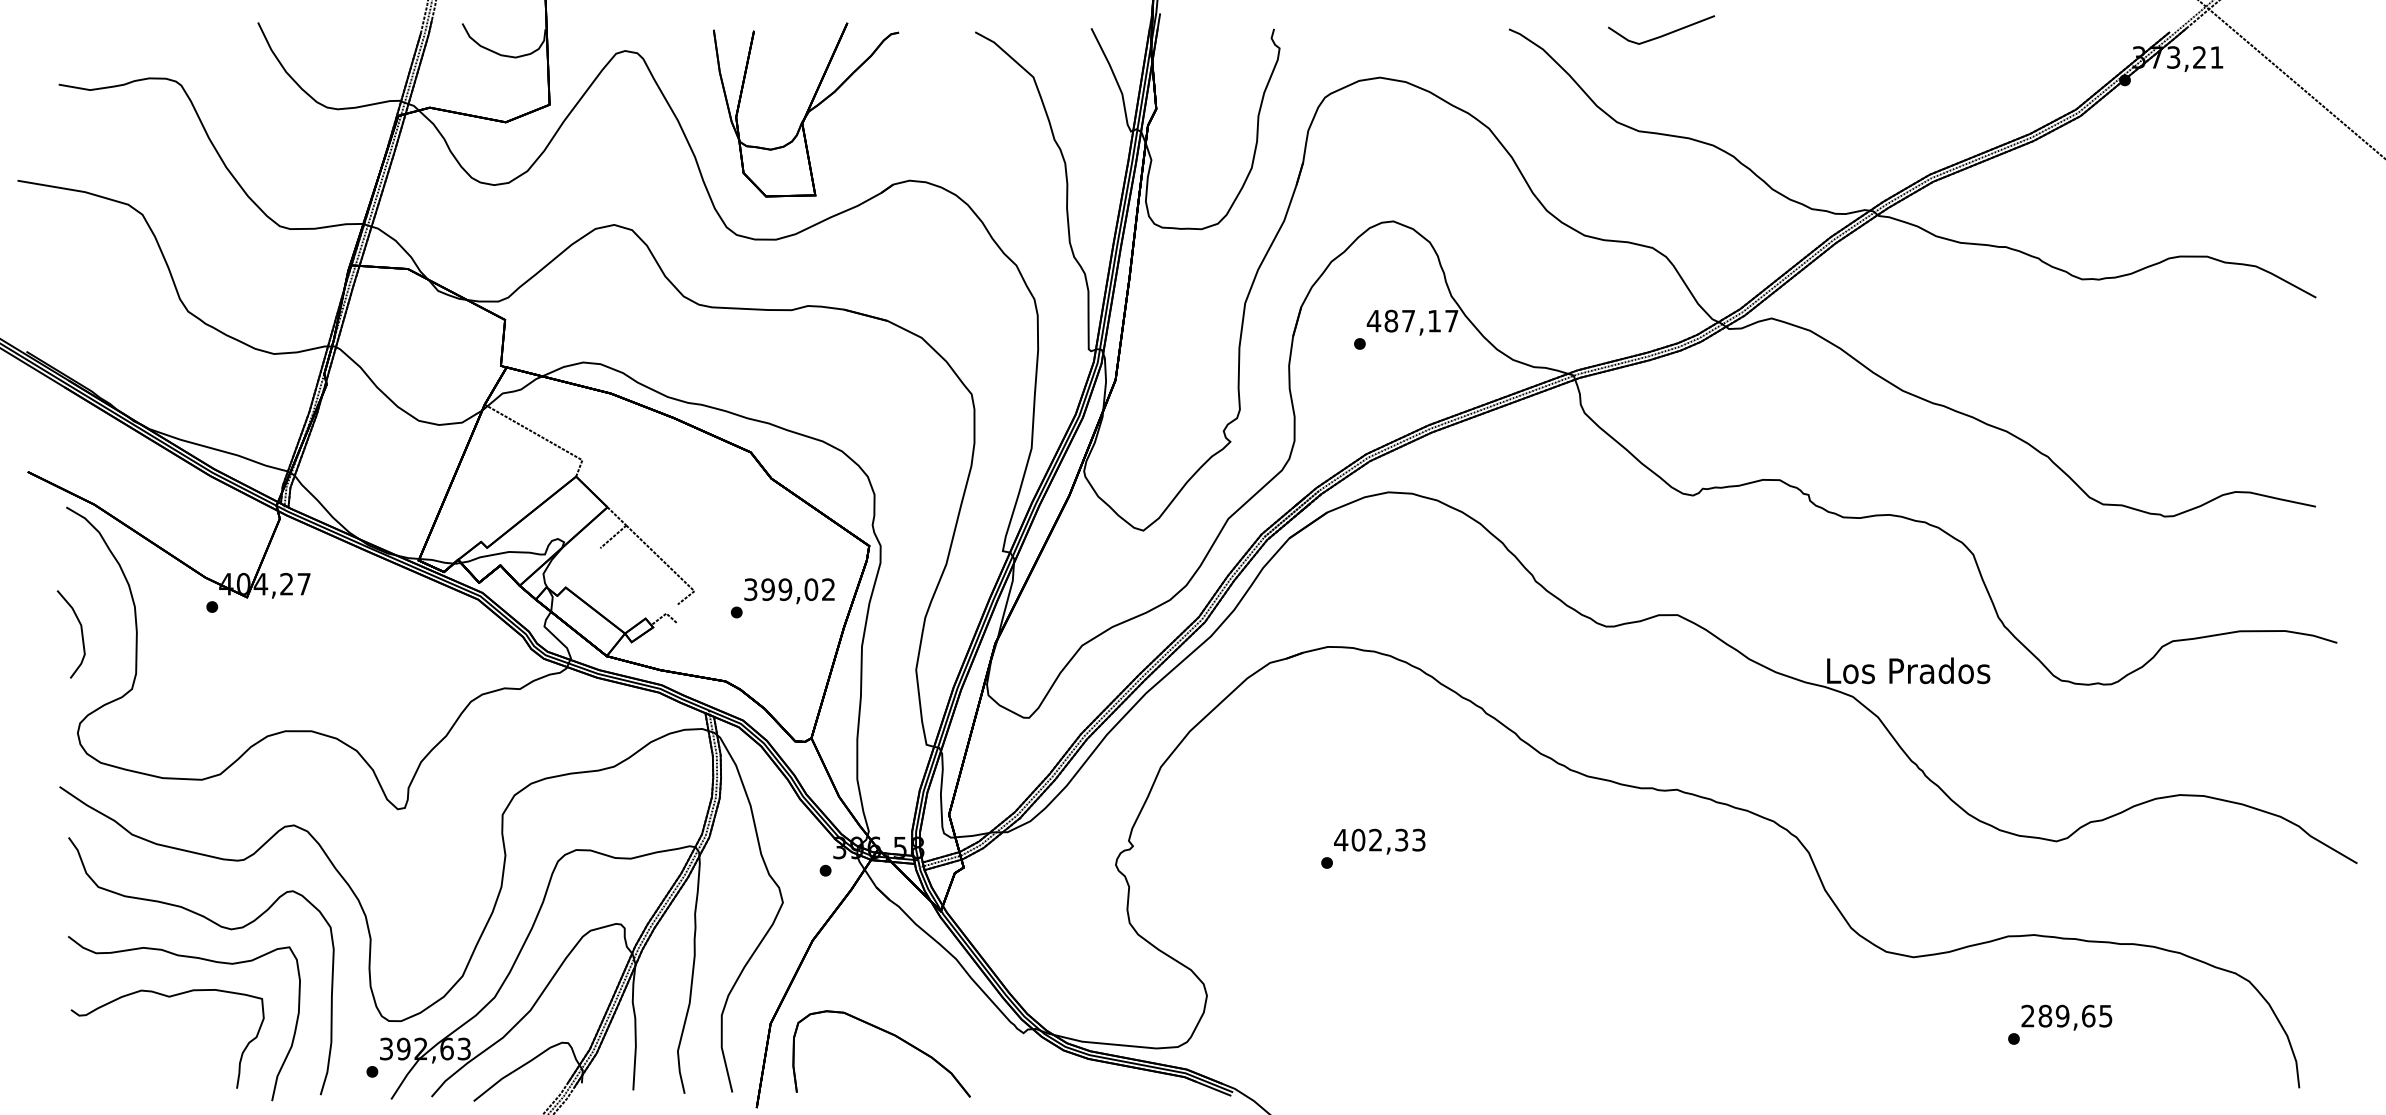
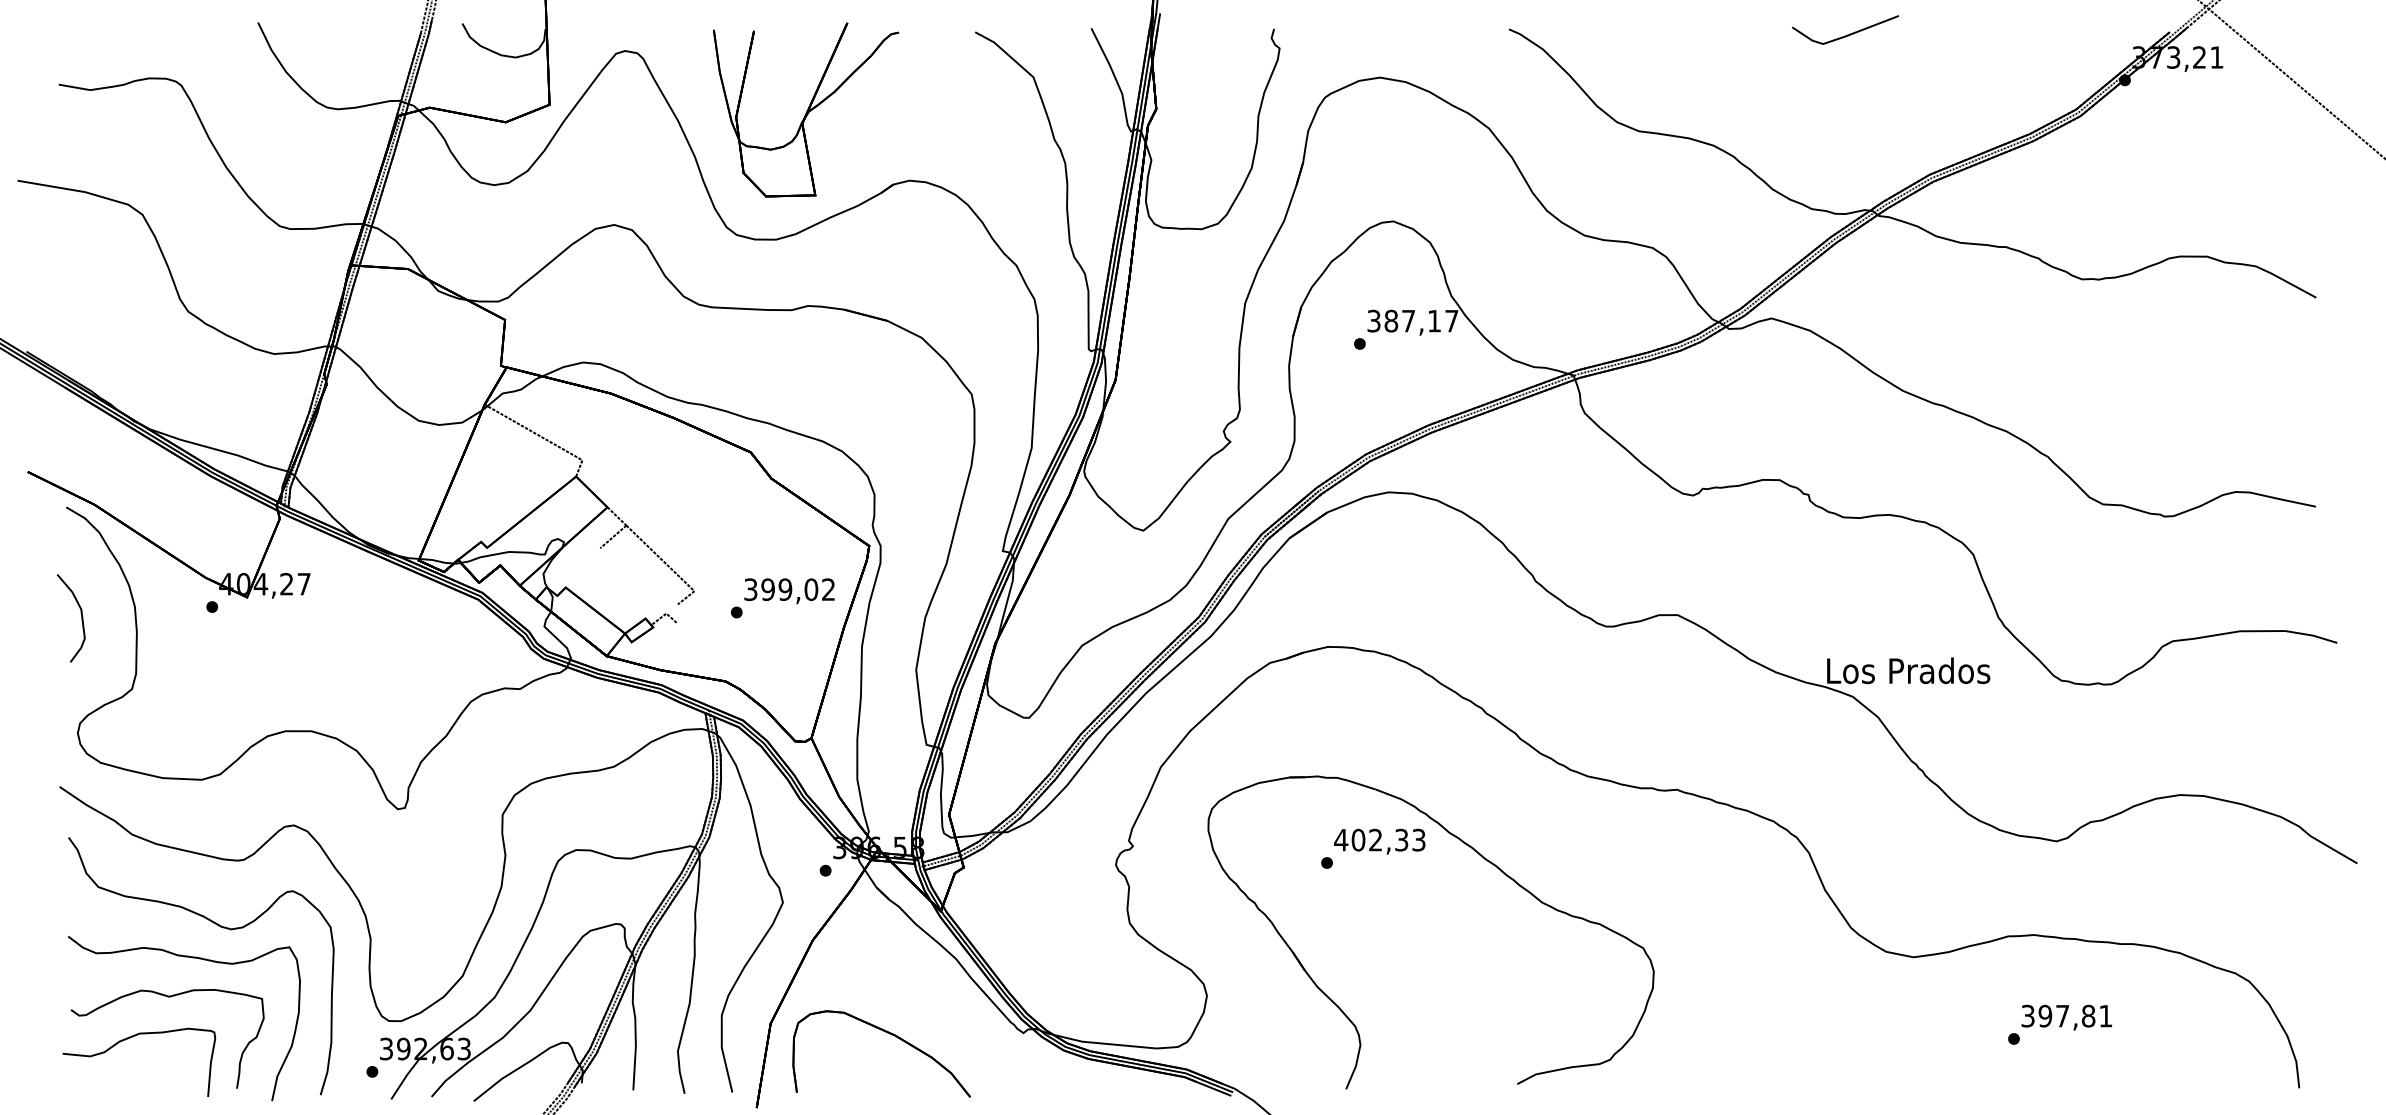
part position: (1661, 29) -> (1845, 29) (1845, 29)
text: 487,17 -> 387,17 (1373, 320)
curve position: (81, 634) -> (81, 618) (81, 618)
part: none -> present (1485, 860)
text: 289,65 -> 397,81 (2066, 1015)
part: none -> present (130, 1038)
